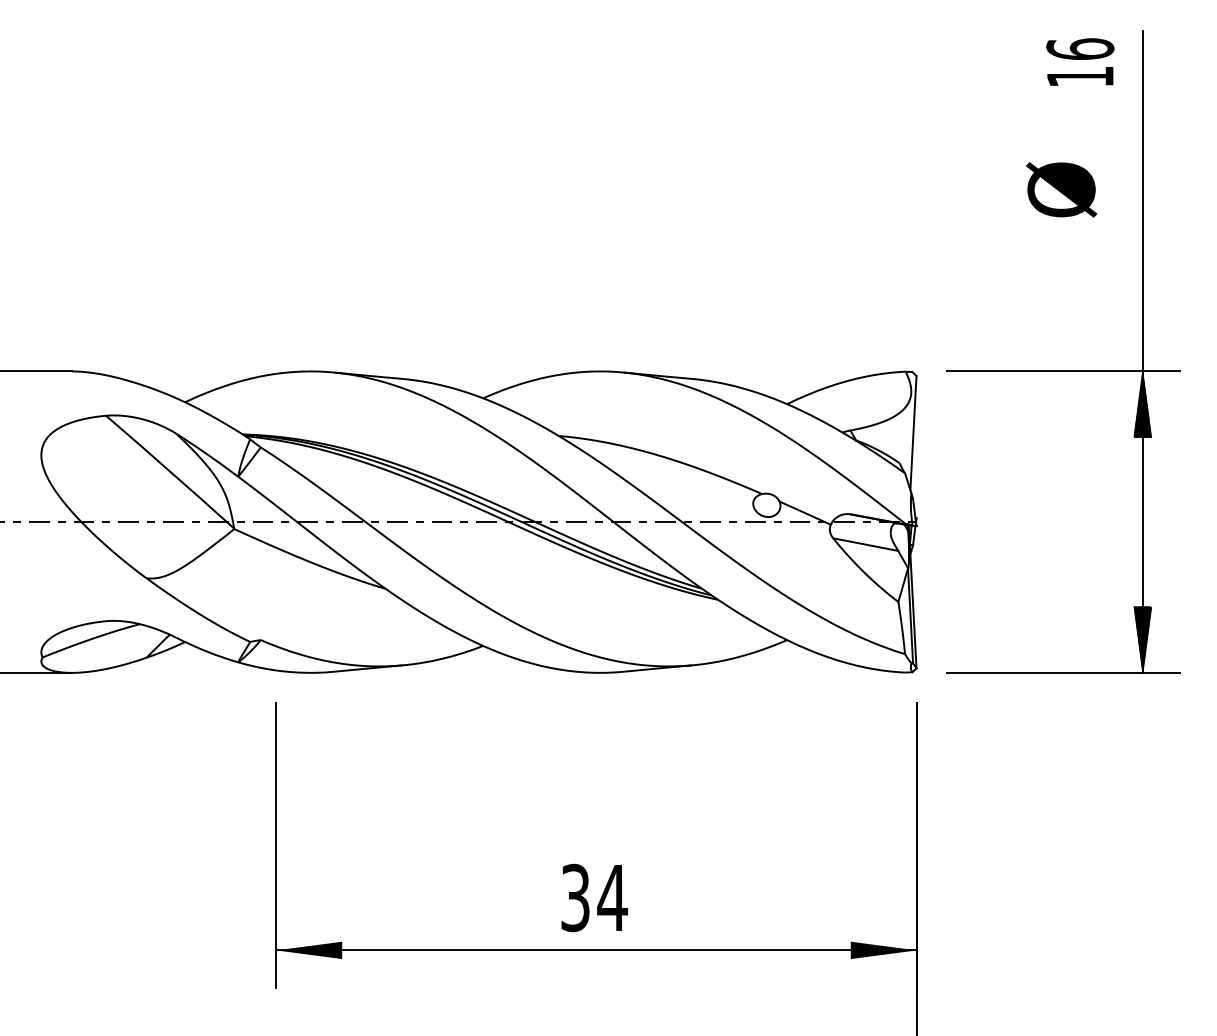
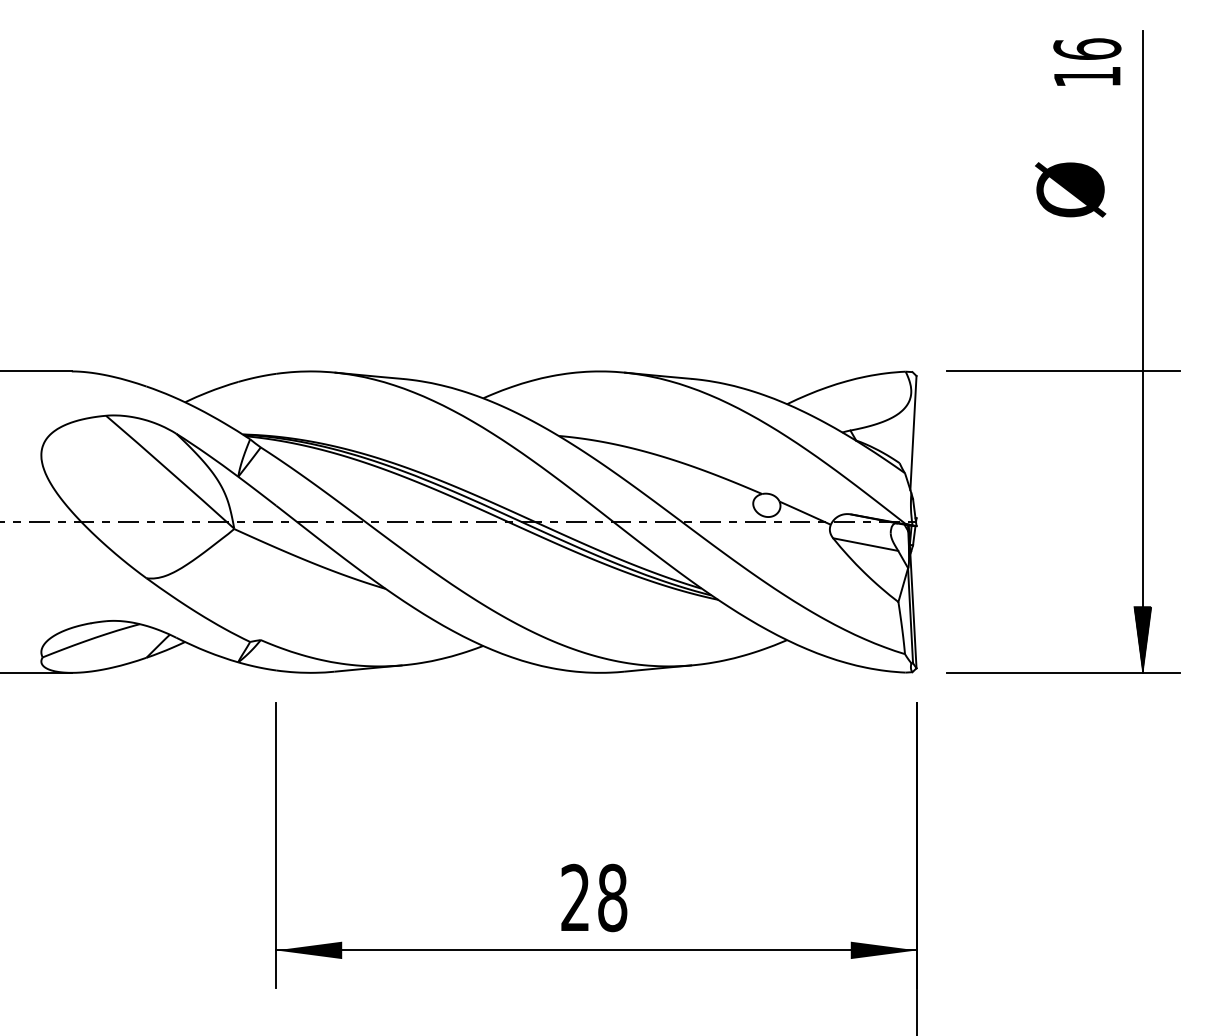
text position: (1080, 61) -> (1087, 61) (1087, 61)
text position: (1061, 189) -> (1070, 189) (1070, 189)
hatch: present -> none (1142, 404)
text: 34 -> 28 (594, 897)
